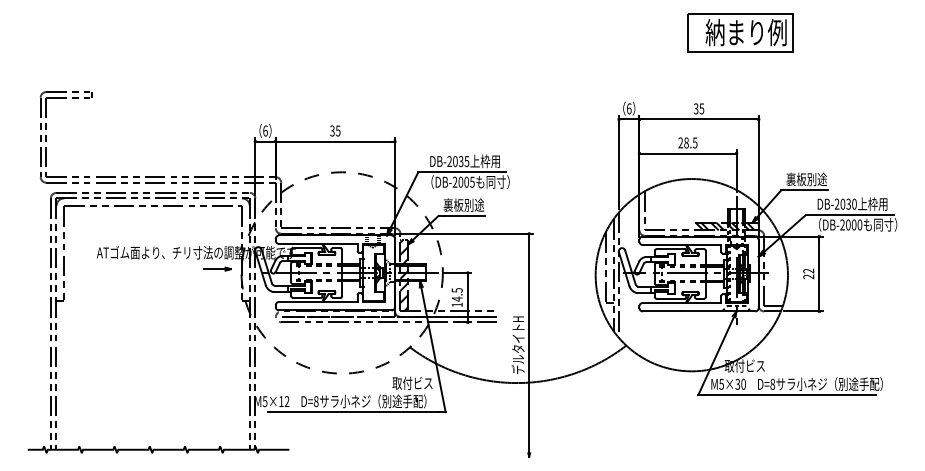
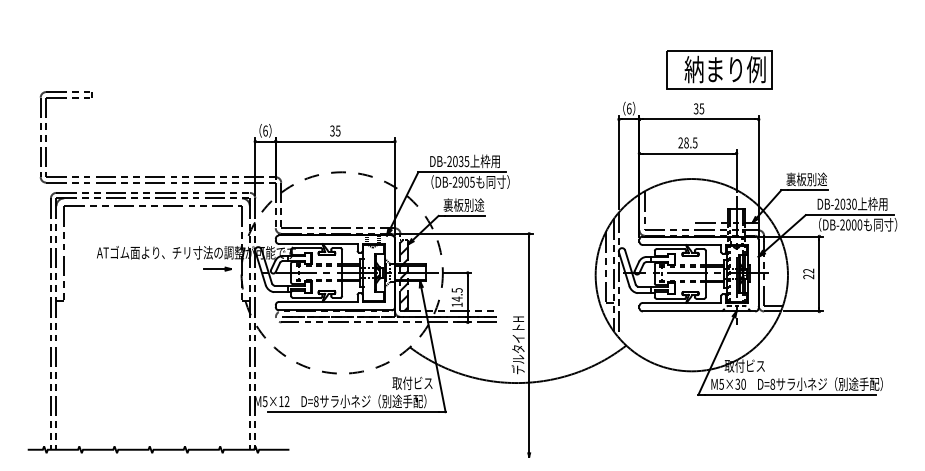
part position: (740, 32) -> (719, 69) (719, 69)
text: DB-2005 -> DB-2905 (460, 182)
hatch: present -> none (726, 226)
